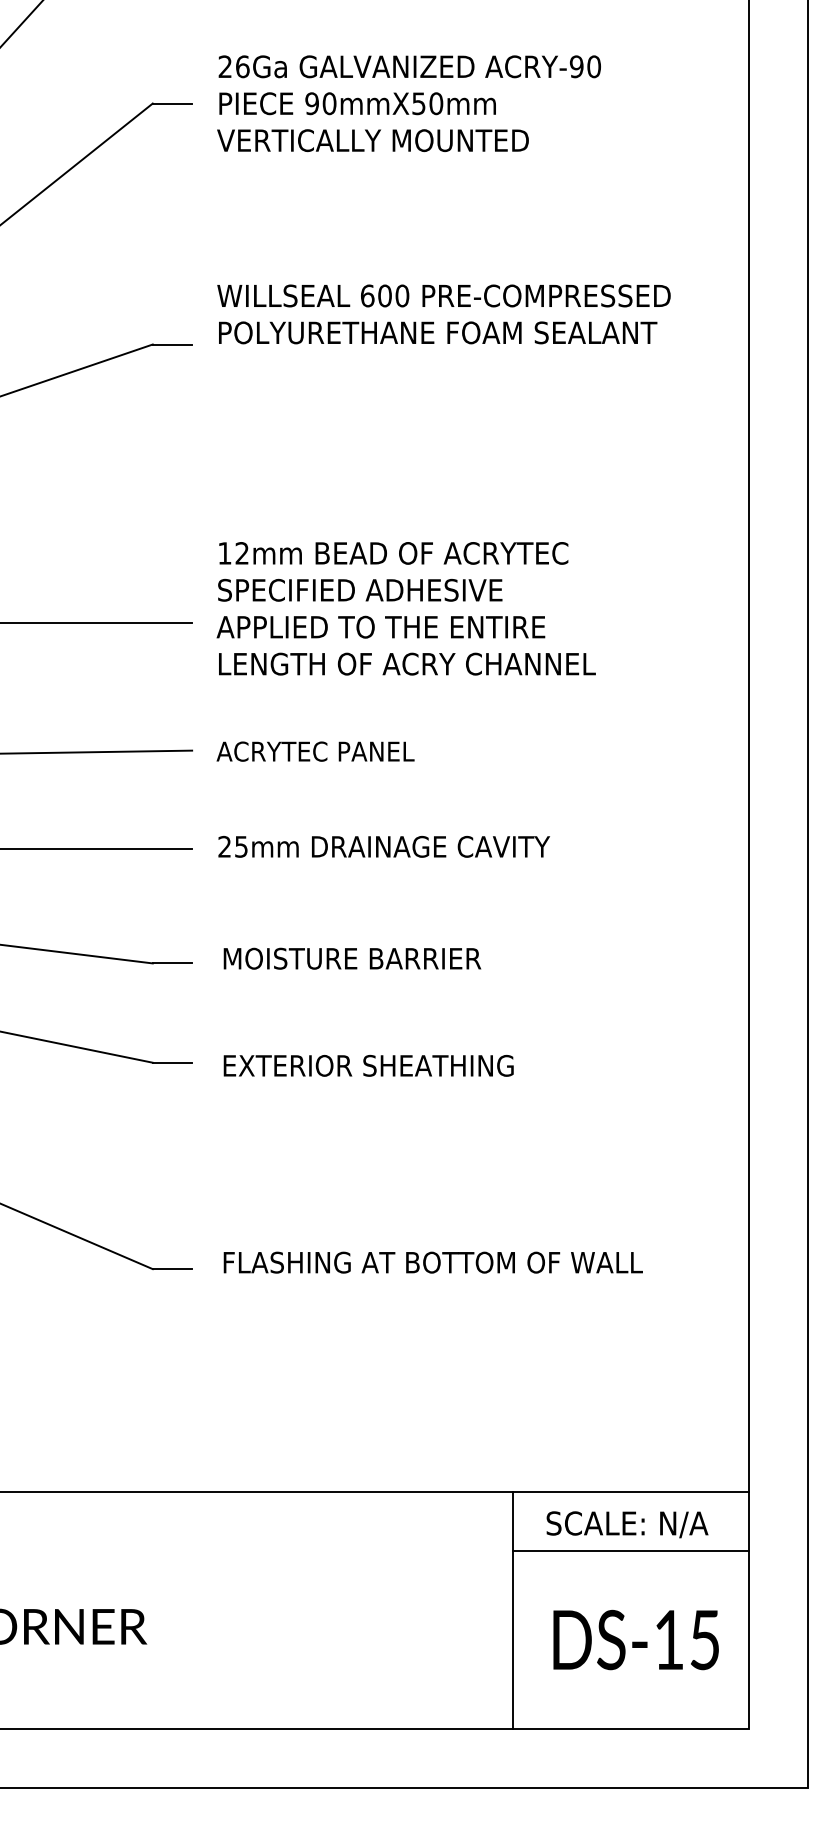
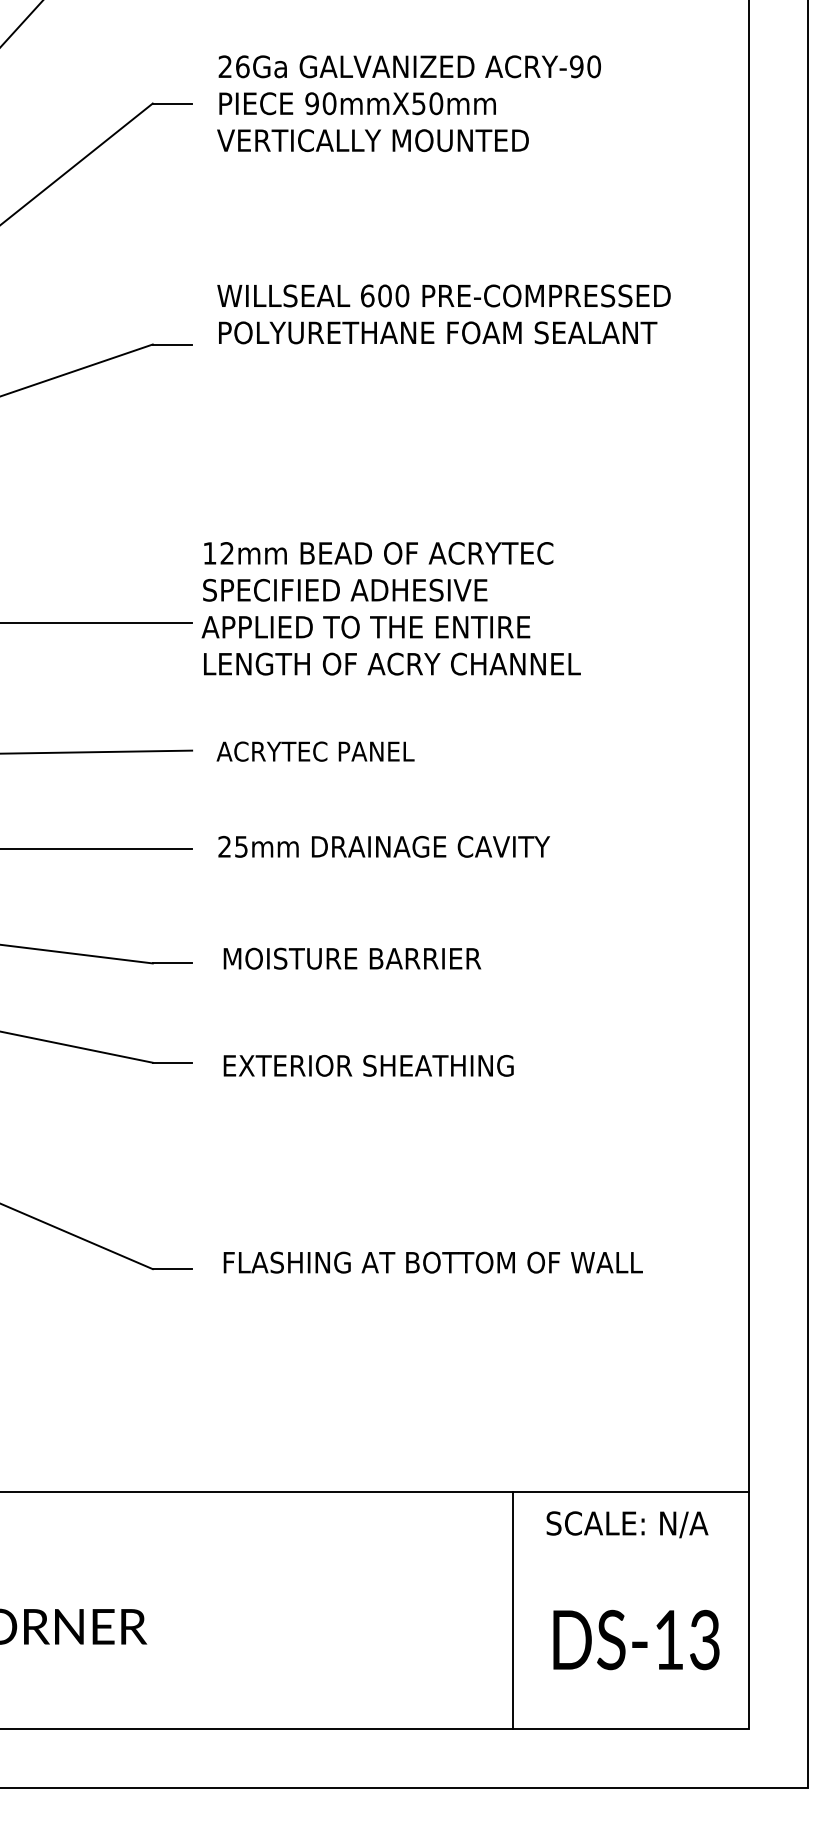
text position: (405, 608) -> (390, 608) (390, 608)
line: present -> none (630, 1551)
text: DS-15 -> DS-13 (704, 1639)
